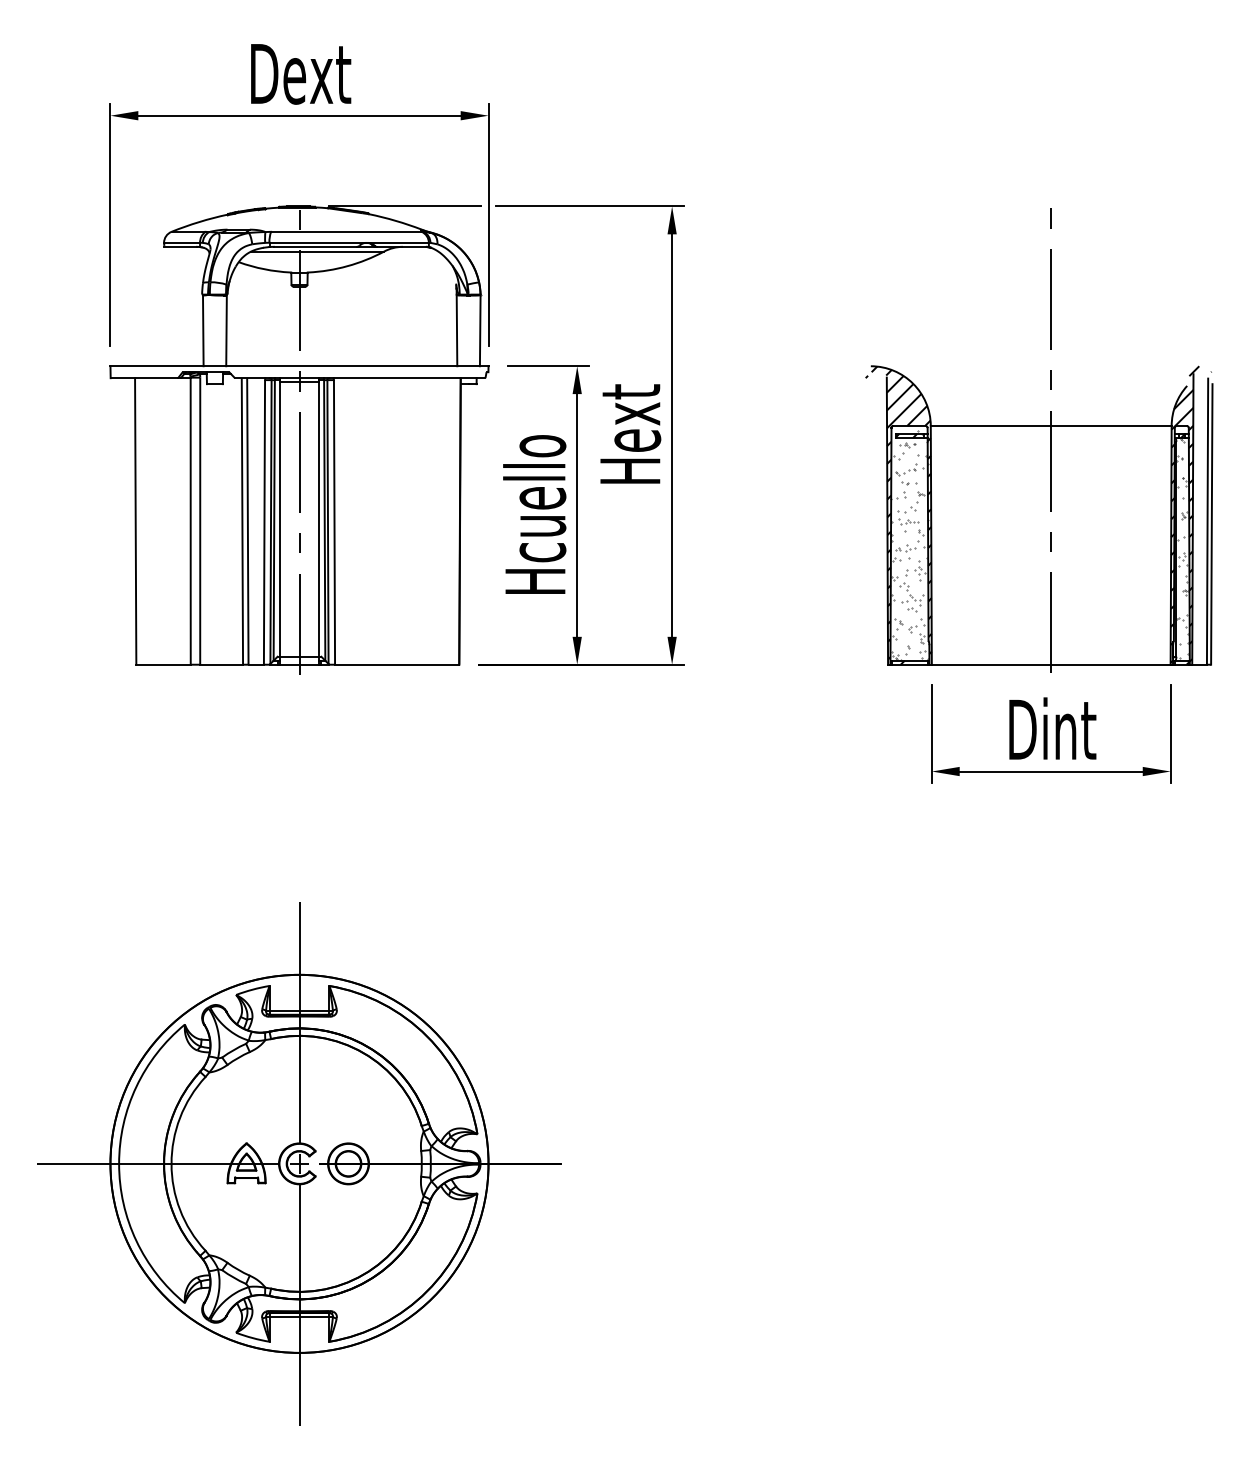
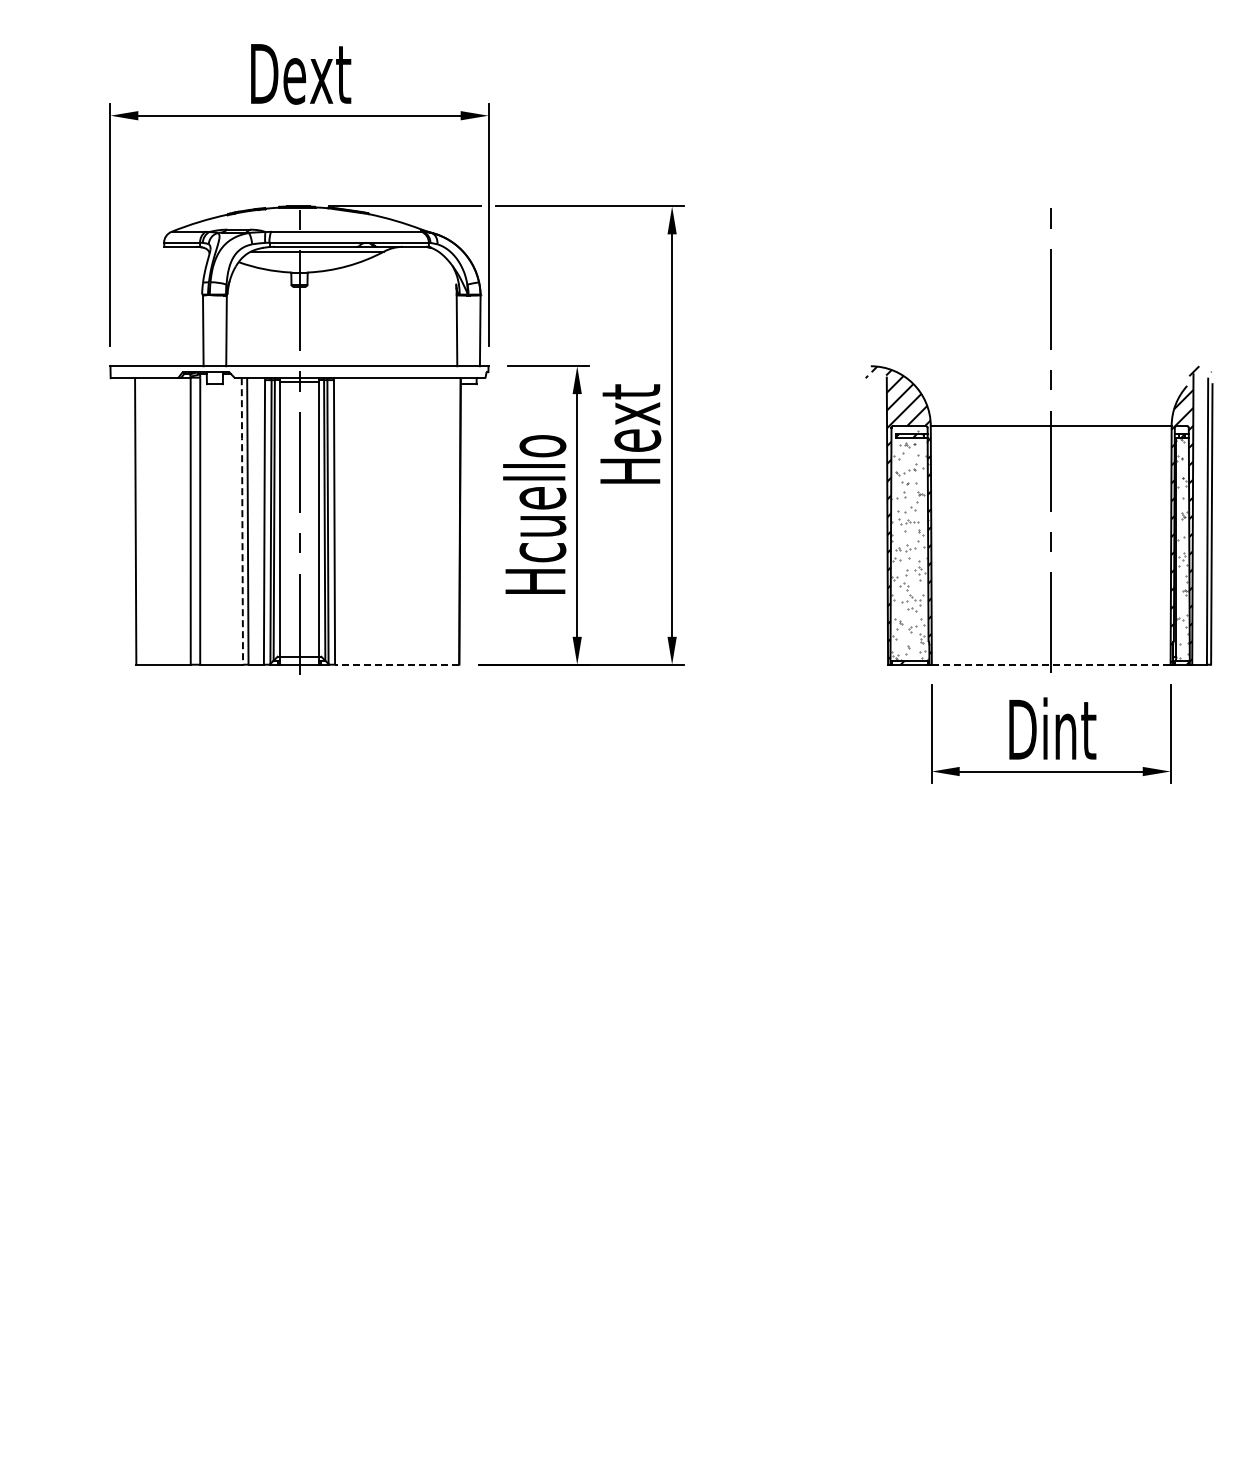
line: solid -> dashed (242, 521)
line: solid -> dashed (396, 664)
line: solid -> dashed (1051, 664)
part: present -> none (299, 1163)
